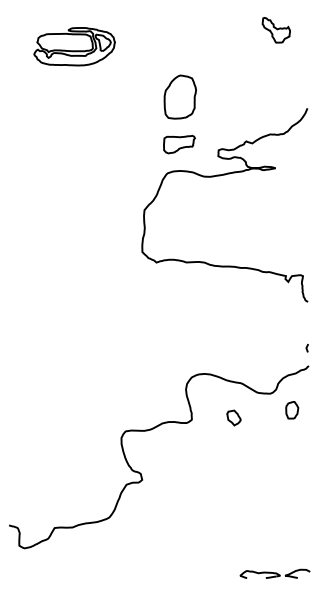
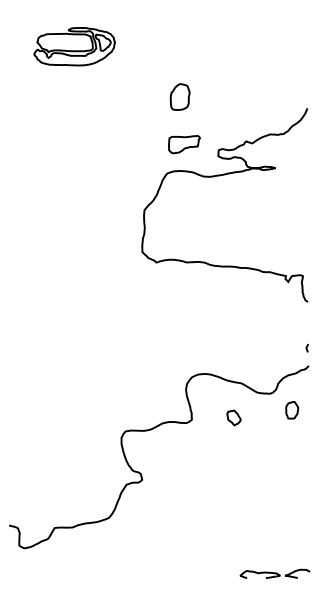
part: present -> none (275, 30)
part size: 34x46 px -> 22x28 px (179, 96)
part position: (179, 144) -> (184, 144) (184, 144)
